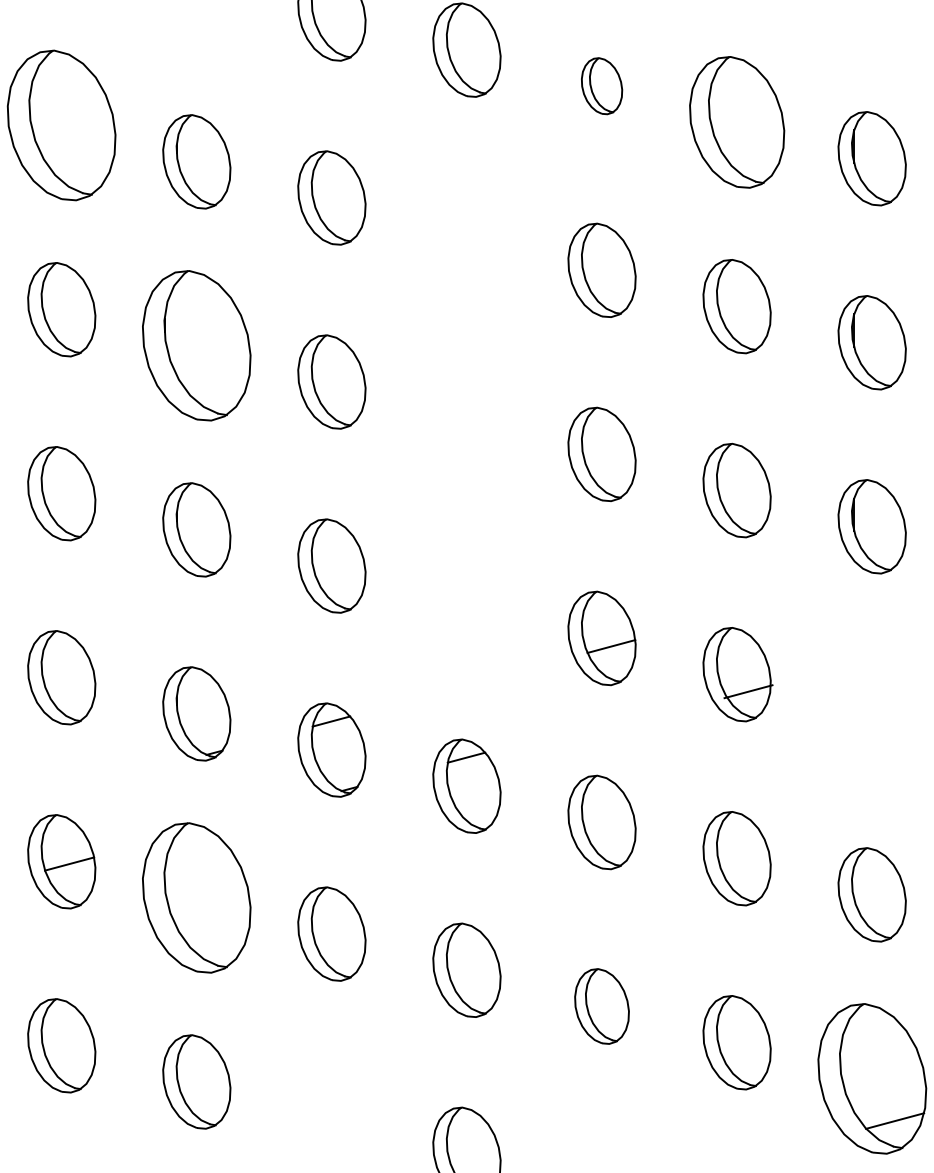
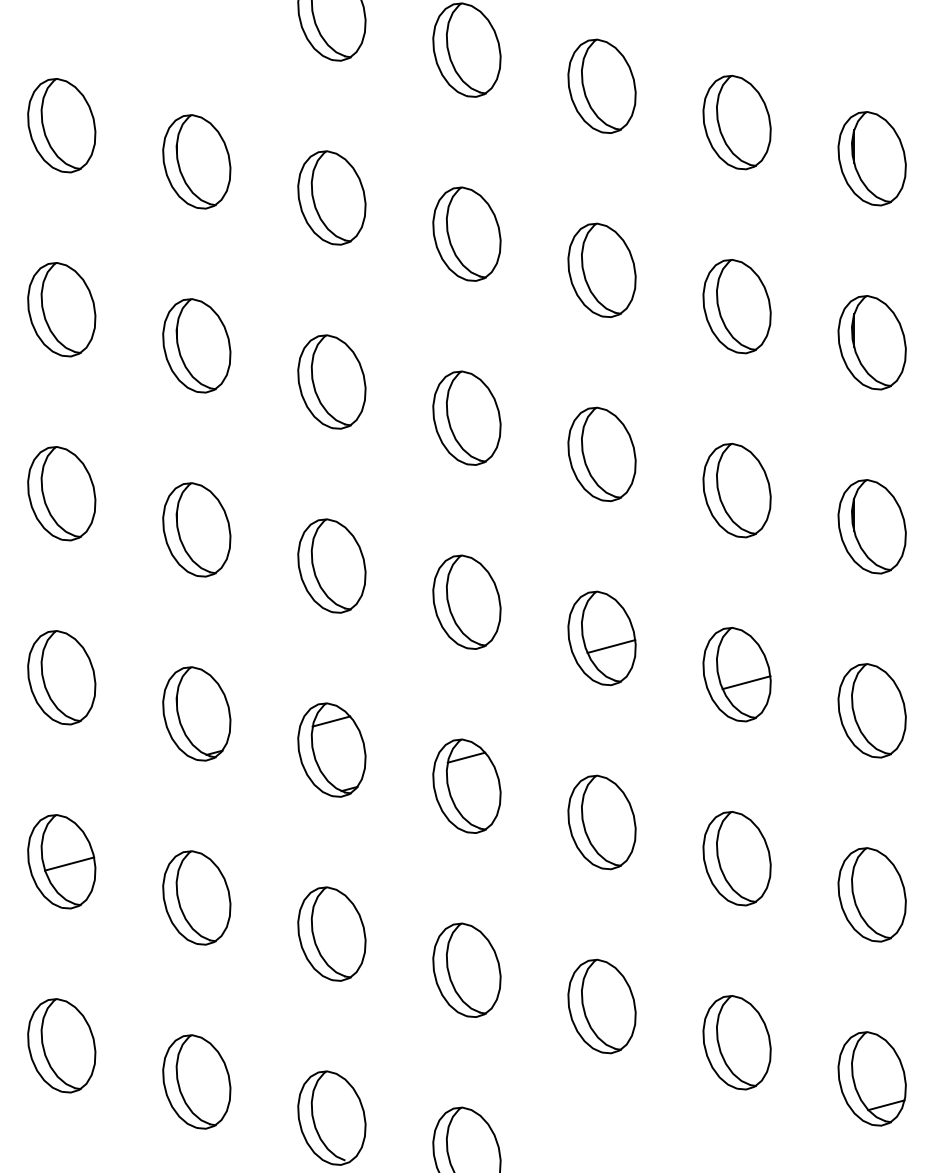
part size: 43x59 px -> 70x96 px (601, 85)
part size: 97x133 px -> 70x96 px (736, 122)
part size: 111x153 px -> 70x96 px (61, 125)
part: none -> present (466, 233)
part size: 110x152 px -> 70x96 px (196, 345)
part: none -> present (466, 417)
part: none -> present (466, 601)
line position: (748, 691) -> (746, 682) (746, 682)
part: none -> present (871, 710)
part size: 110x152 px -> 70x96 px (196, 897)
part size: 56x77 px -> 70x97 px (601, 1006)
part size: 111x152 px -> 70x96 px (871, 1078)
part: none -> present (331, 1117)
